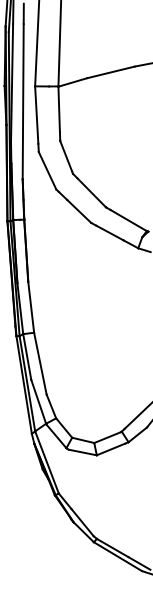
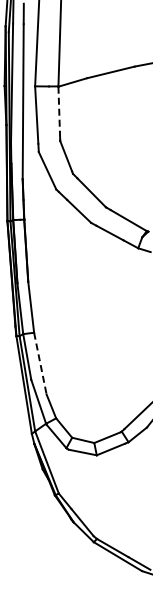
line: solid -> dashed (59, 109)
line: solid -> dashed (40, 363)
